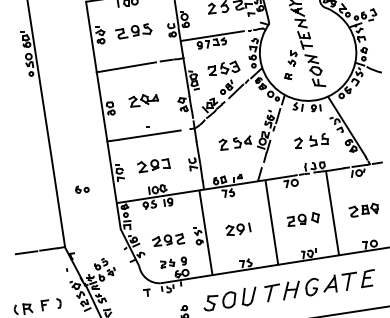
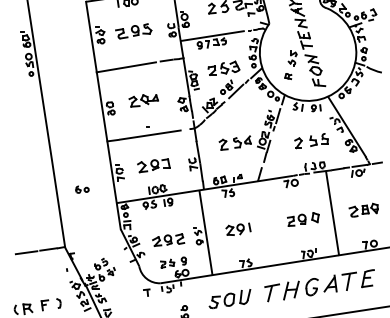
line: present -> none (271, 222)
part size: 54x26 px -> 44x21 px (229, 299)
